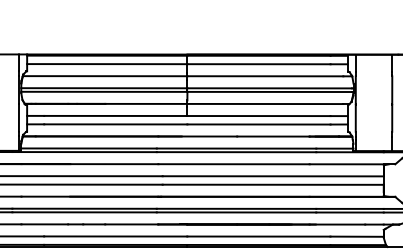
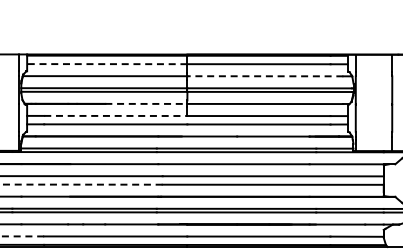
line: solid -> dashed (106, 64)
line: solid -> dashed (265, 76)
line: solid -> dashed (146, 103)
line: solid -> dashed (115, 115)
line: solid -> dashed (81, 184)
line: solid -> dashed (22, 236)
